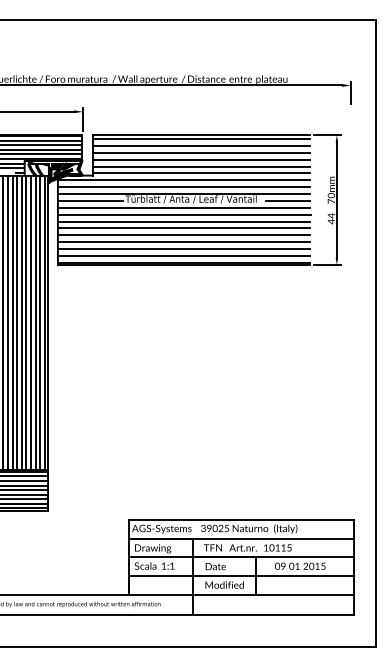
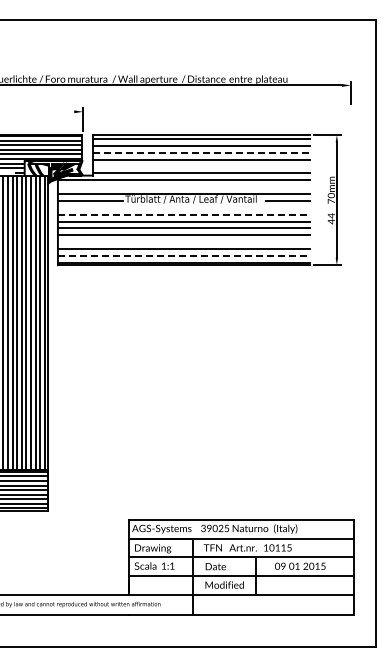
line: present -> none (38, 111)
line: solid -> dashed (201, 152)
line: present -> none (200, 166)
line: present -> none (183, 187)
line: present -> none (183, 207)
line: solid -> dashed (184, 214)
line: present -> none (183, 242)
line: solid -> dashed (183, 255)
